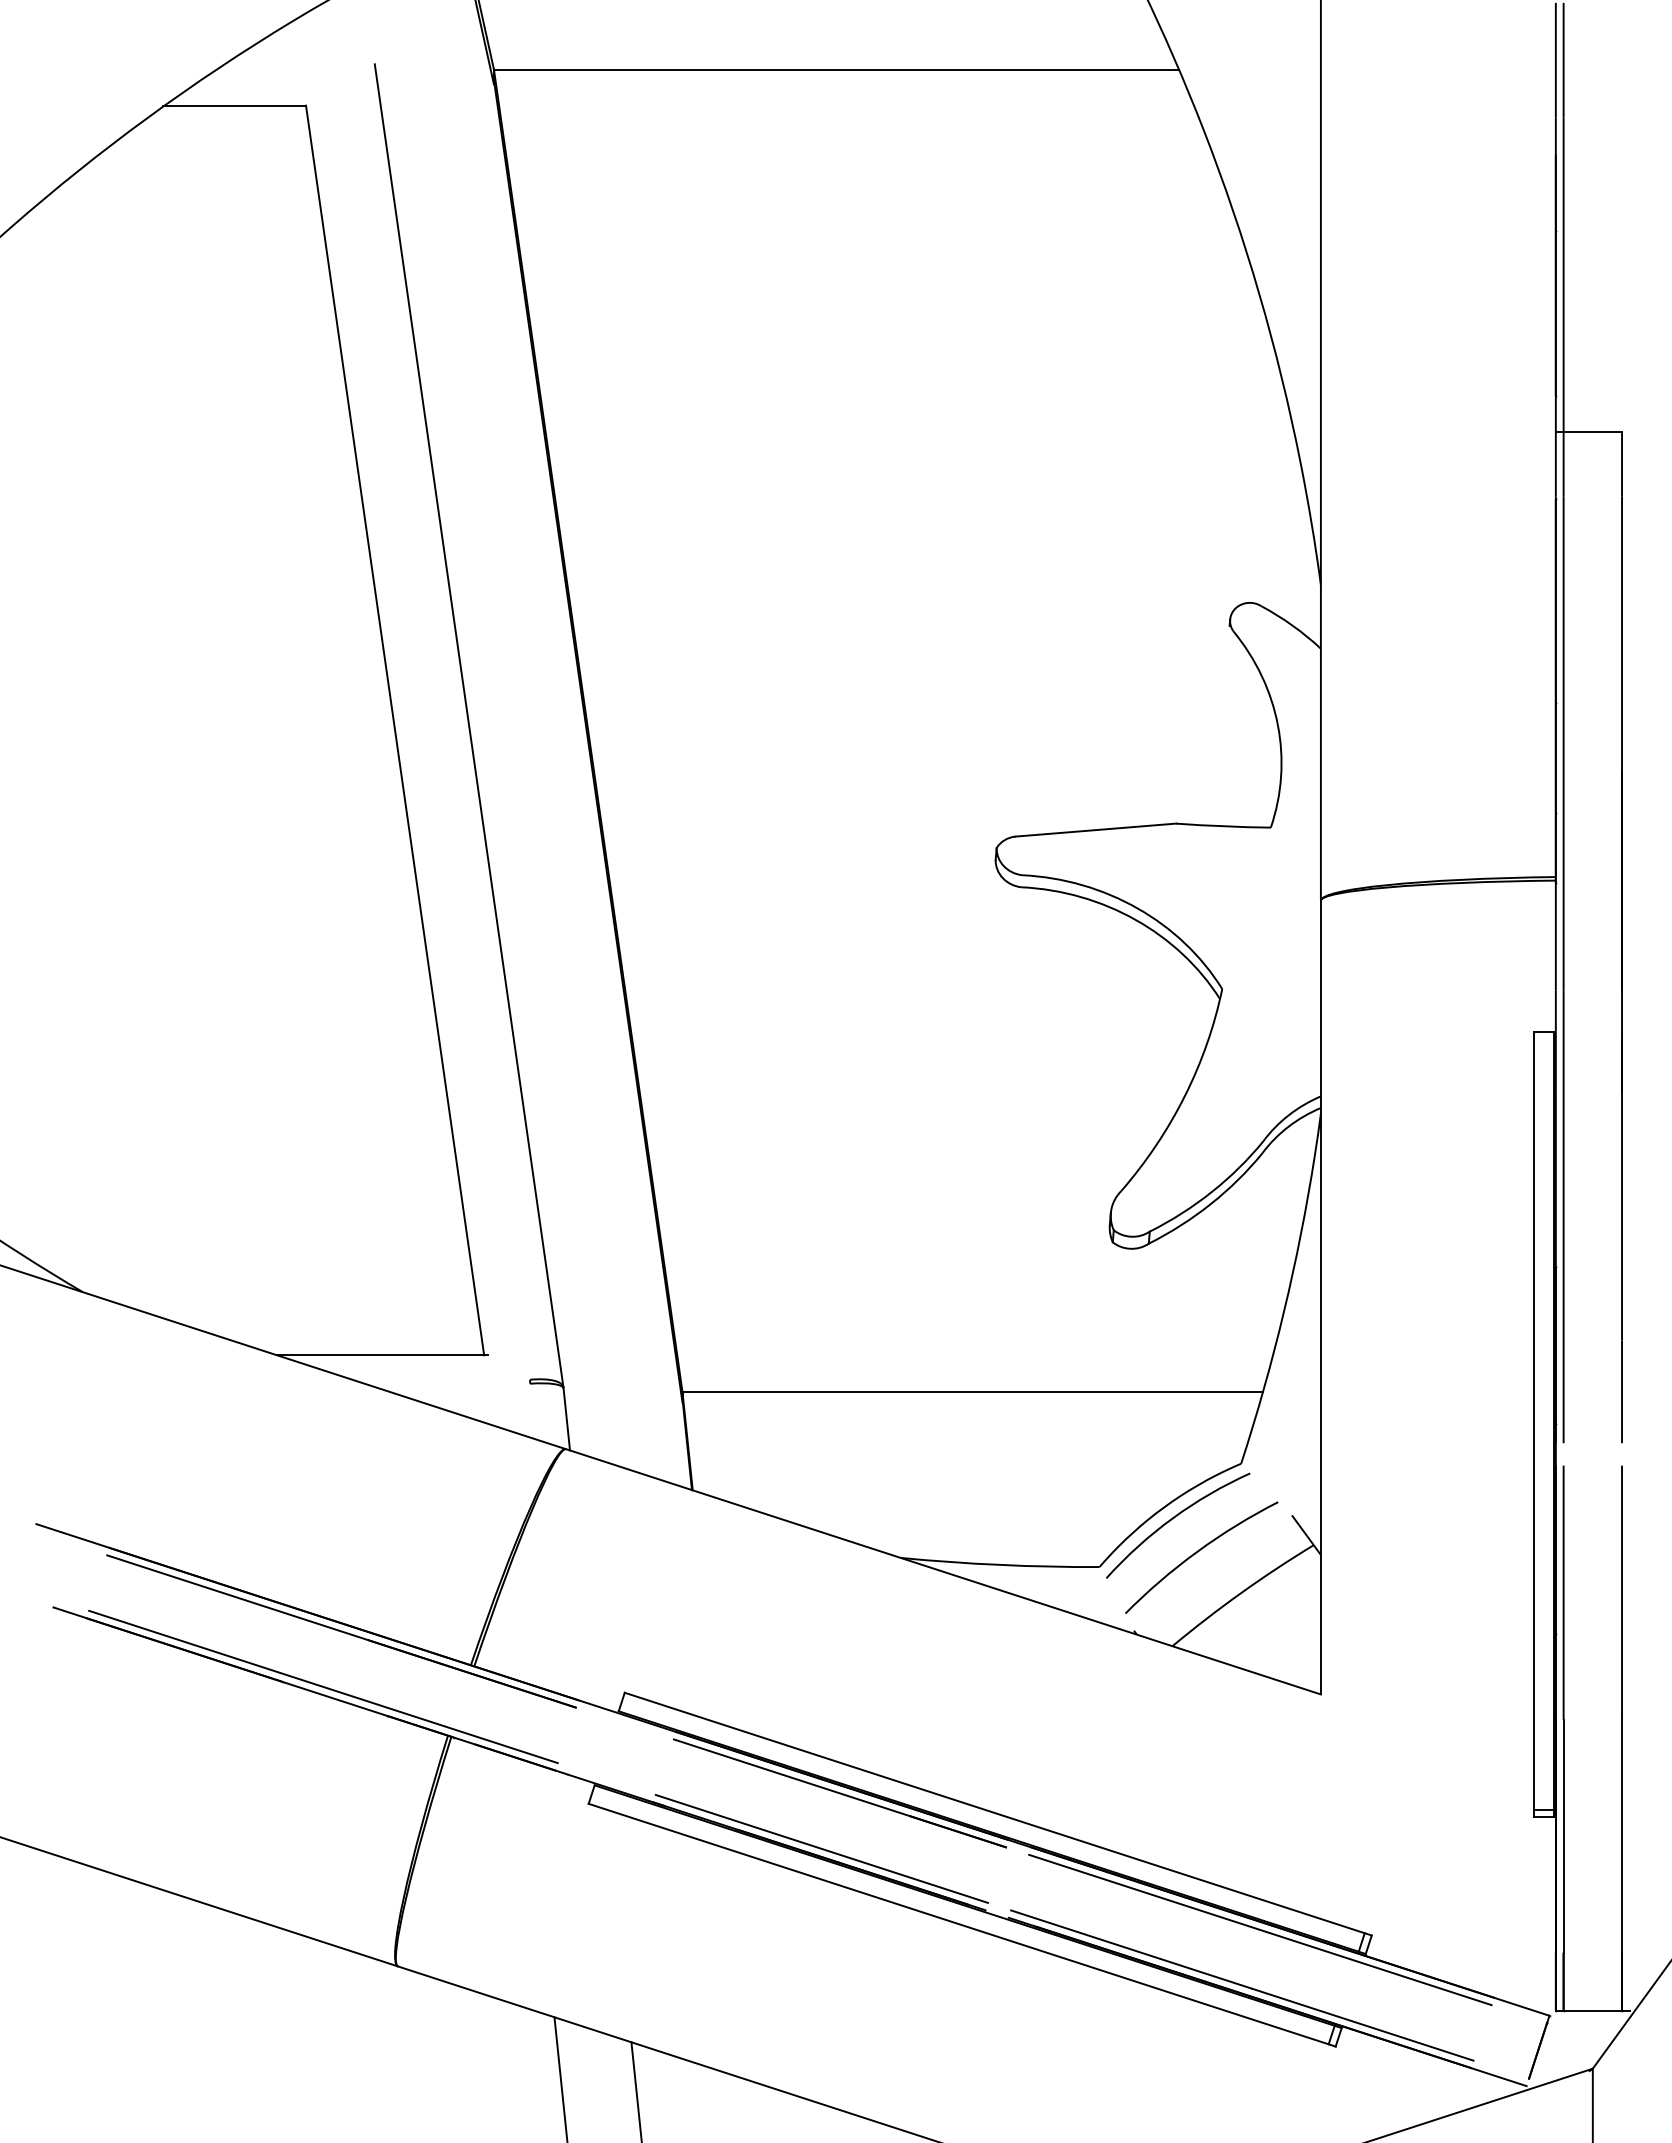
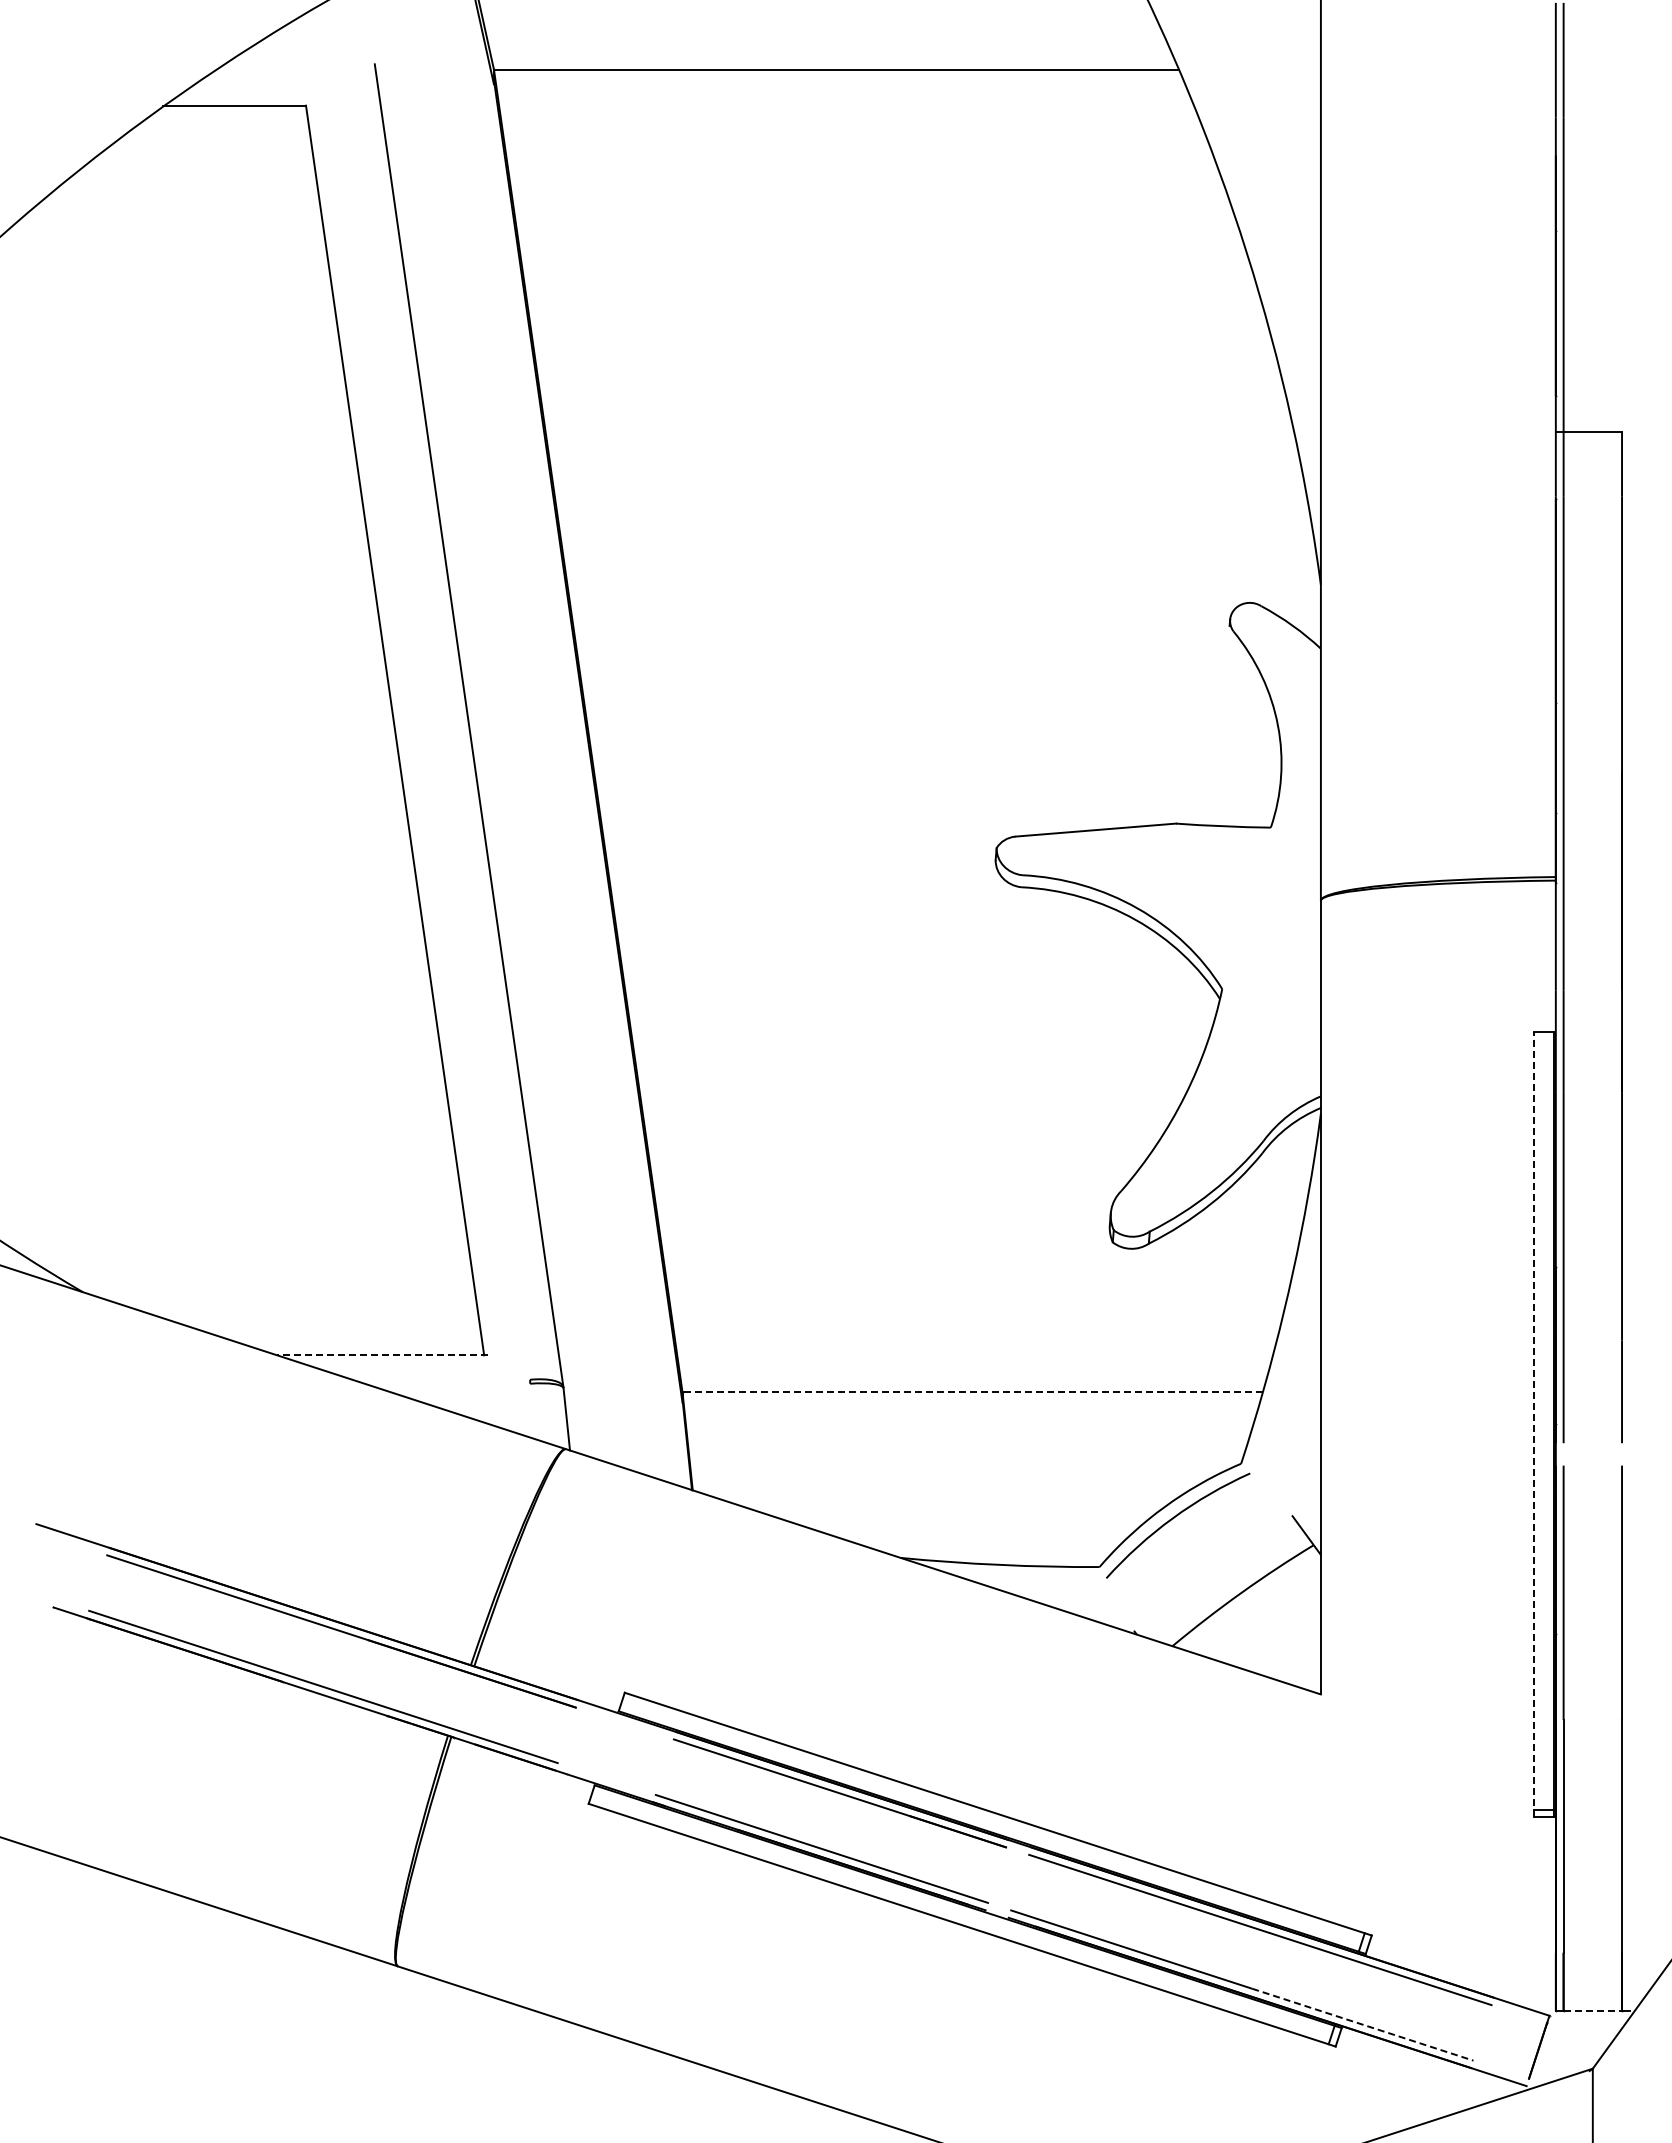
line: solid -> dashed (382, 1355)
line: solid -> dashed (972, 1392)
line: solid -> dashed (1534, 1424)
curve: present -> none (1198, 1552)
line: solid -> dashed (1593, 2011)
line: solid -> dashed (1363, 2024)
line: present -> none (560, 2078)
line: present -> none (636, 2090)
